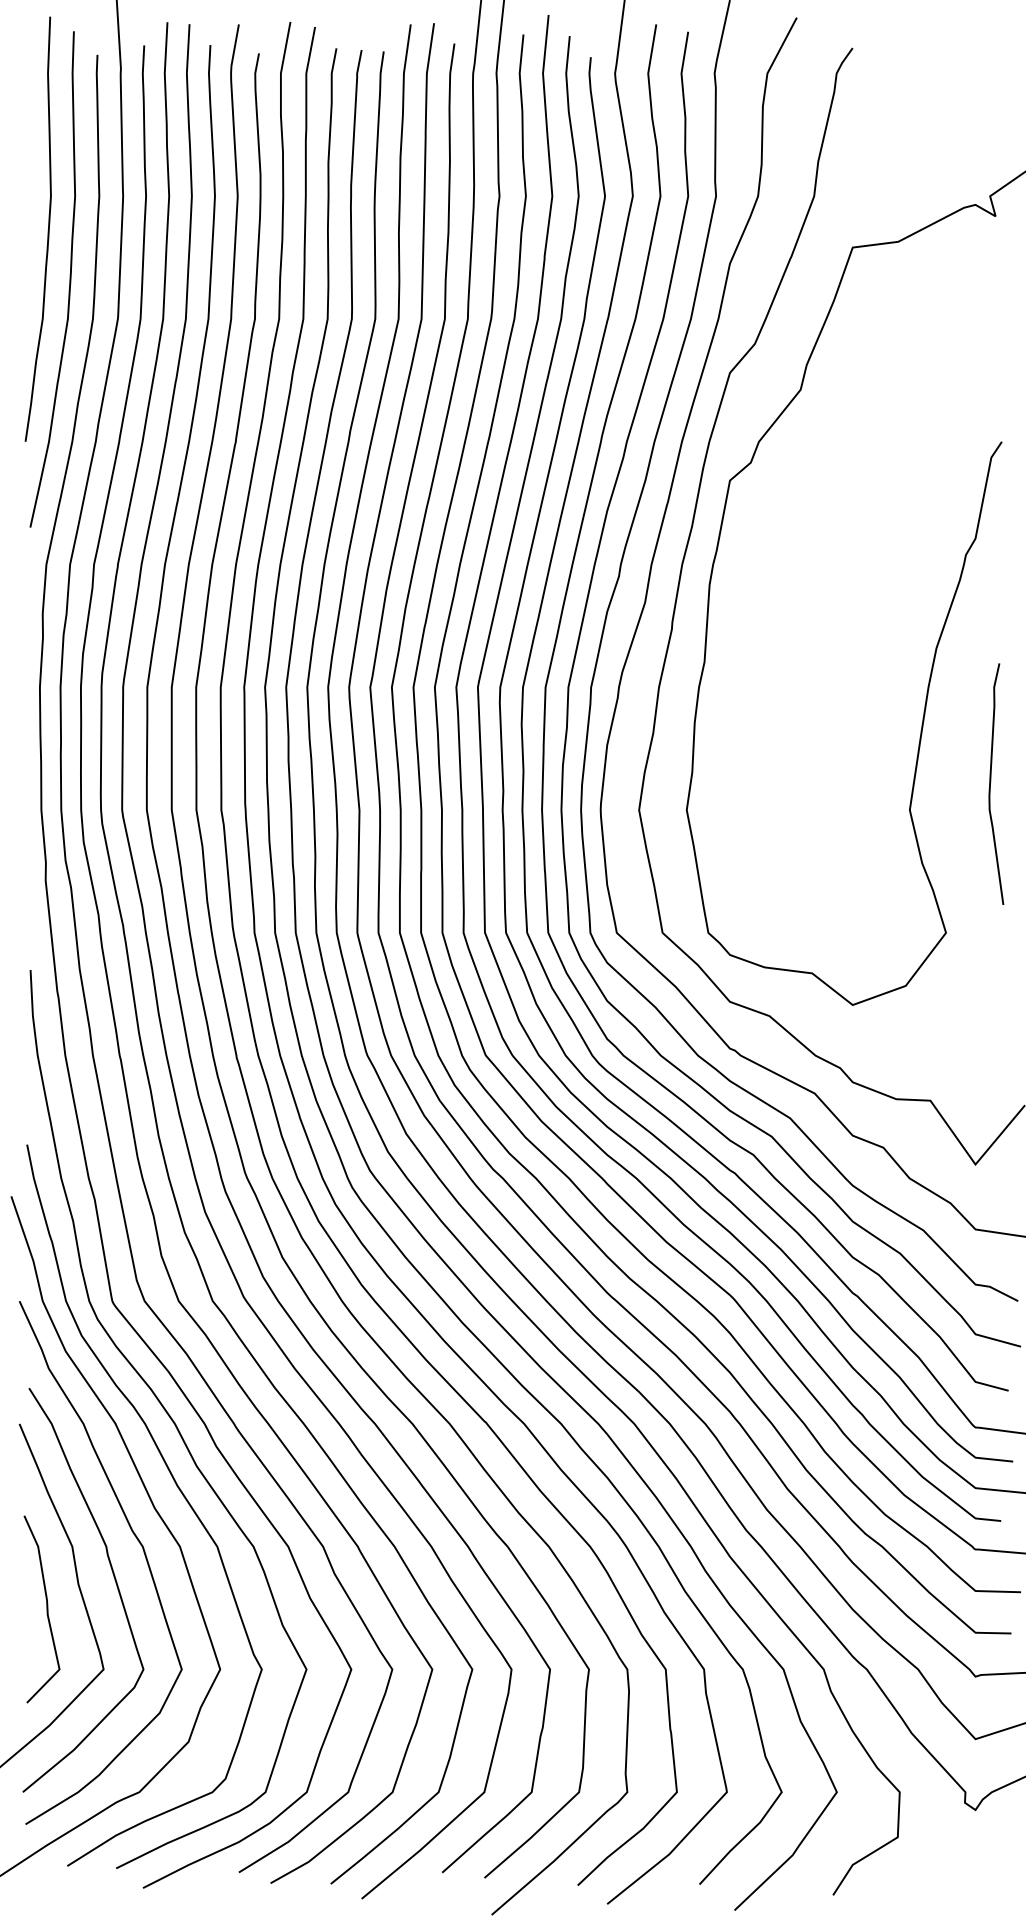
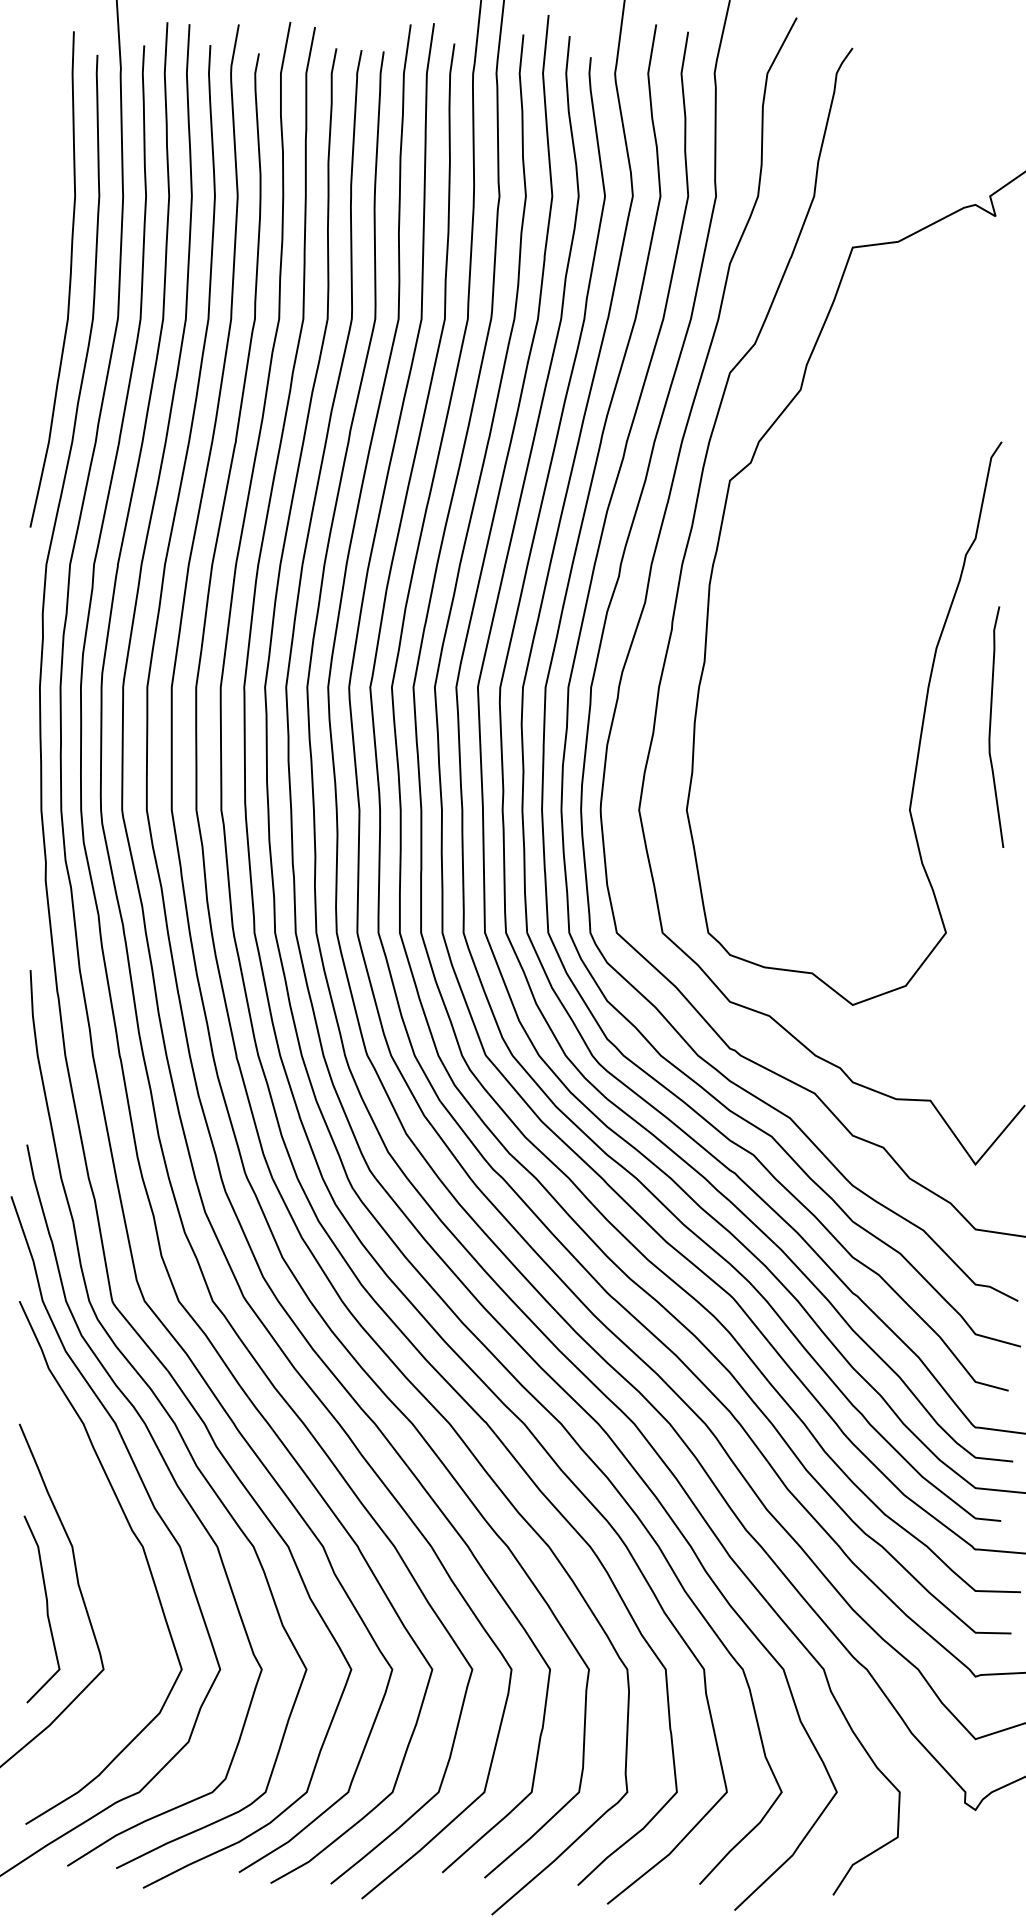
curve: present -> none (47, 230)
curve position: (991, 782) -> (991, 725) (991, 725)
curve: present -> none (114, 1580)
